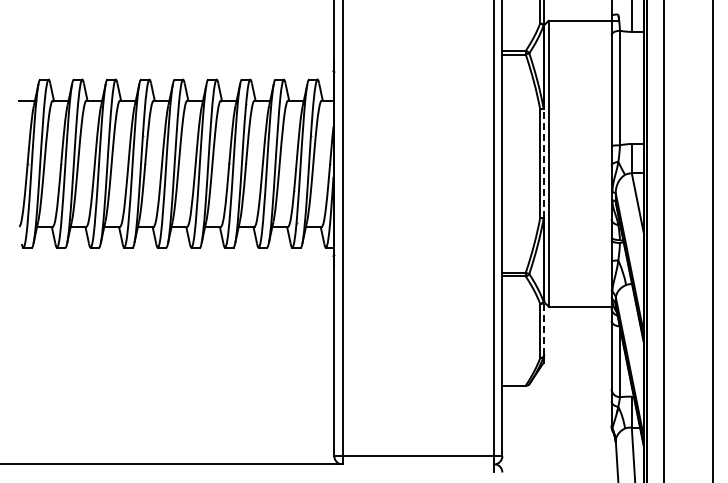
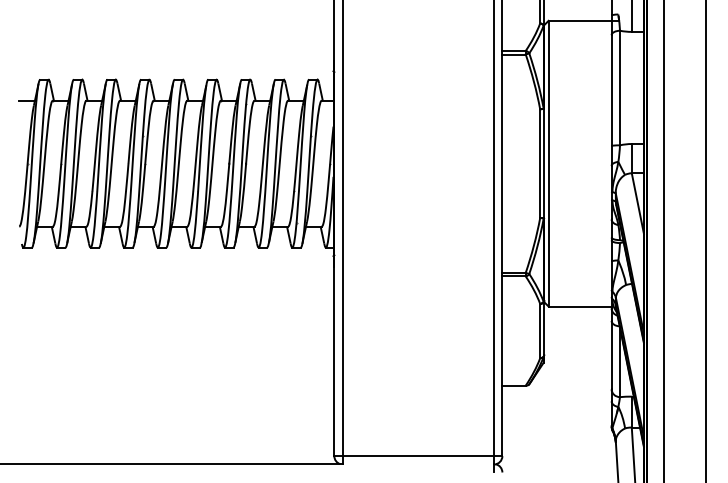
line: dashed -> solid (544, 163)
line position: (713, 240) -> (706, 240) (706, 240)
line: dashed -> solid (544, 326)
